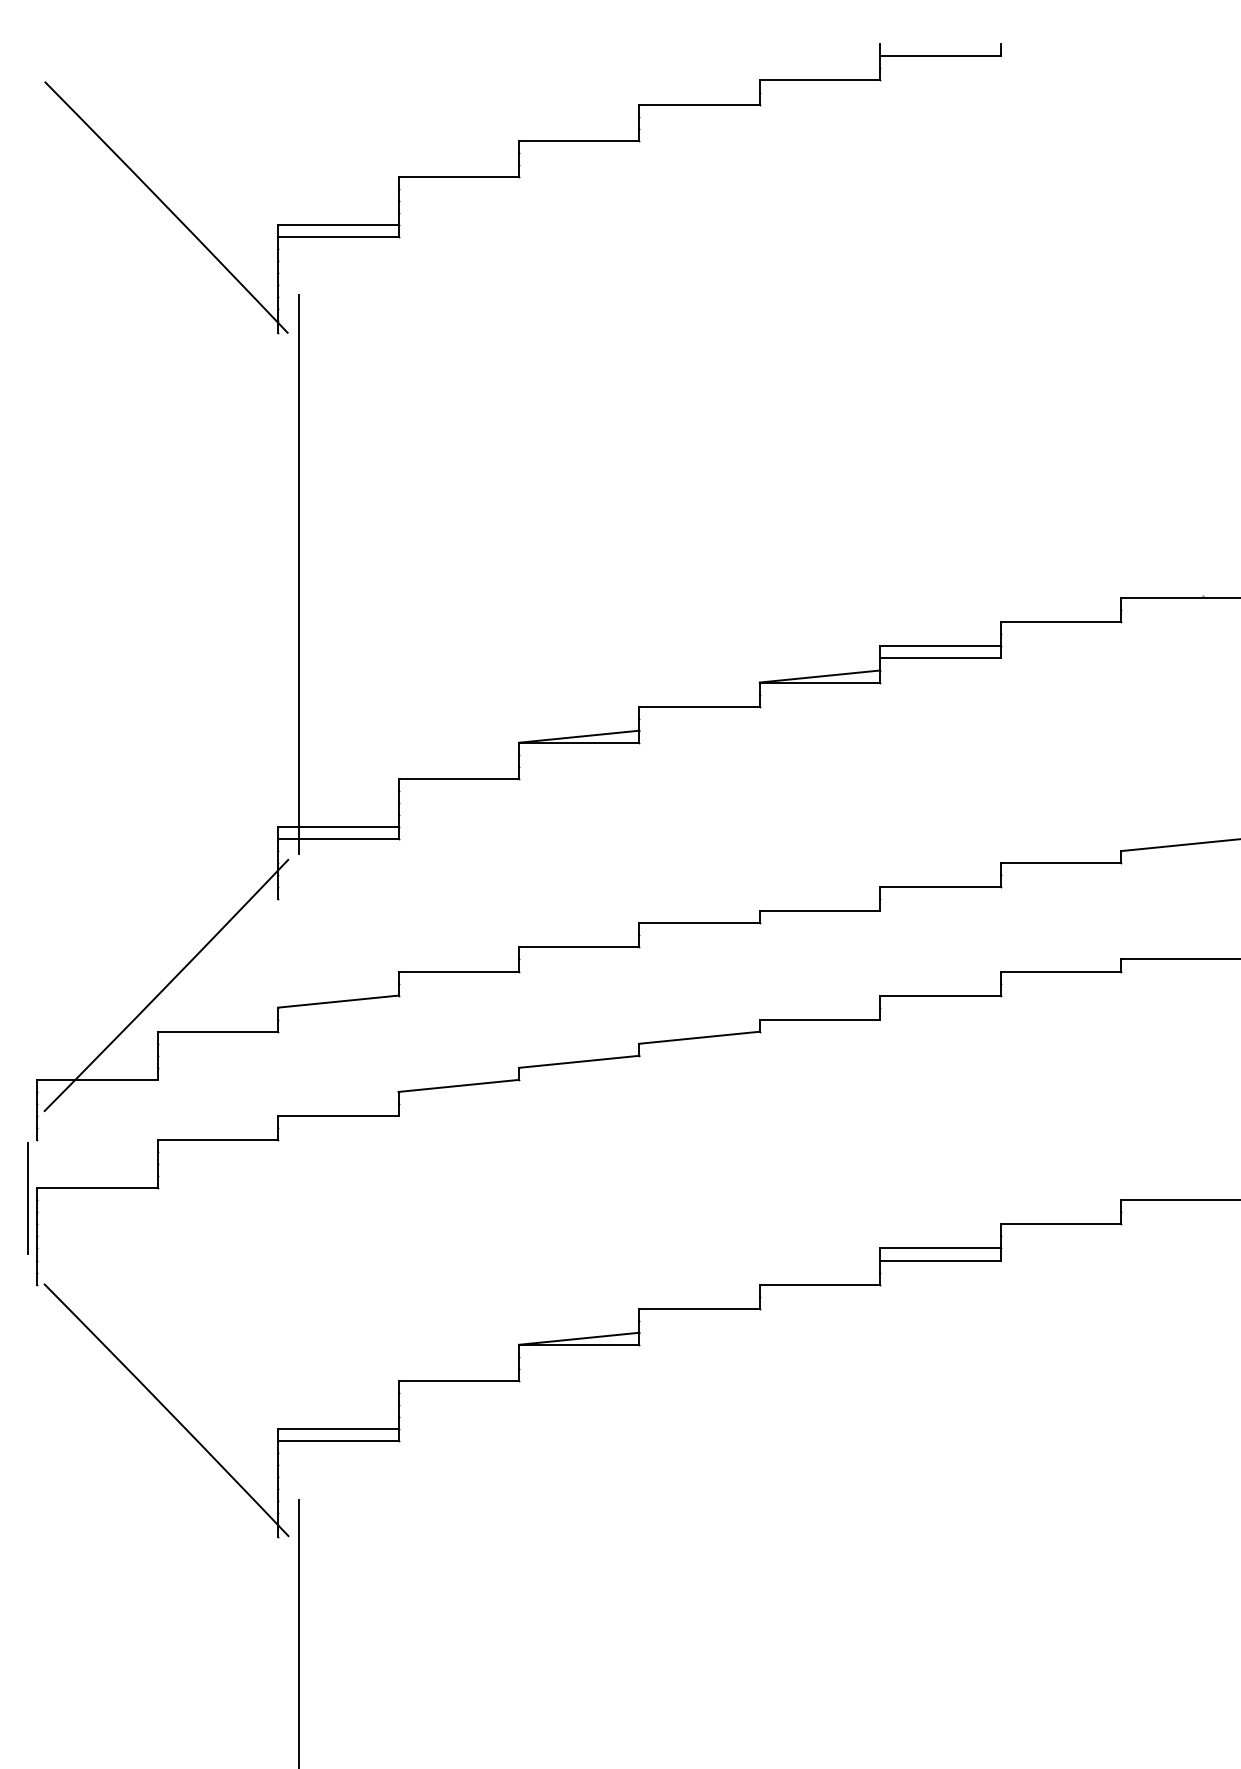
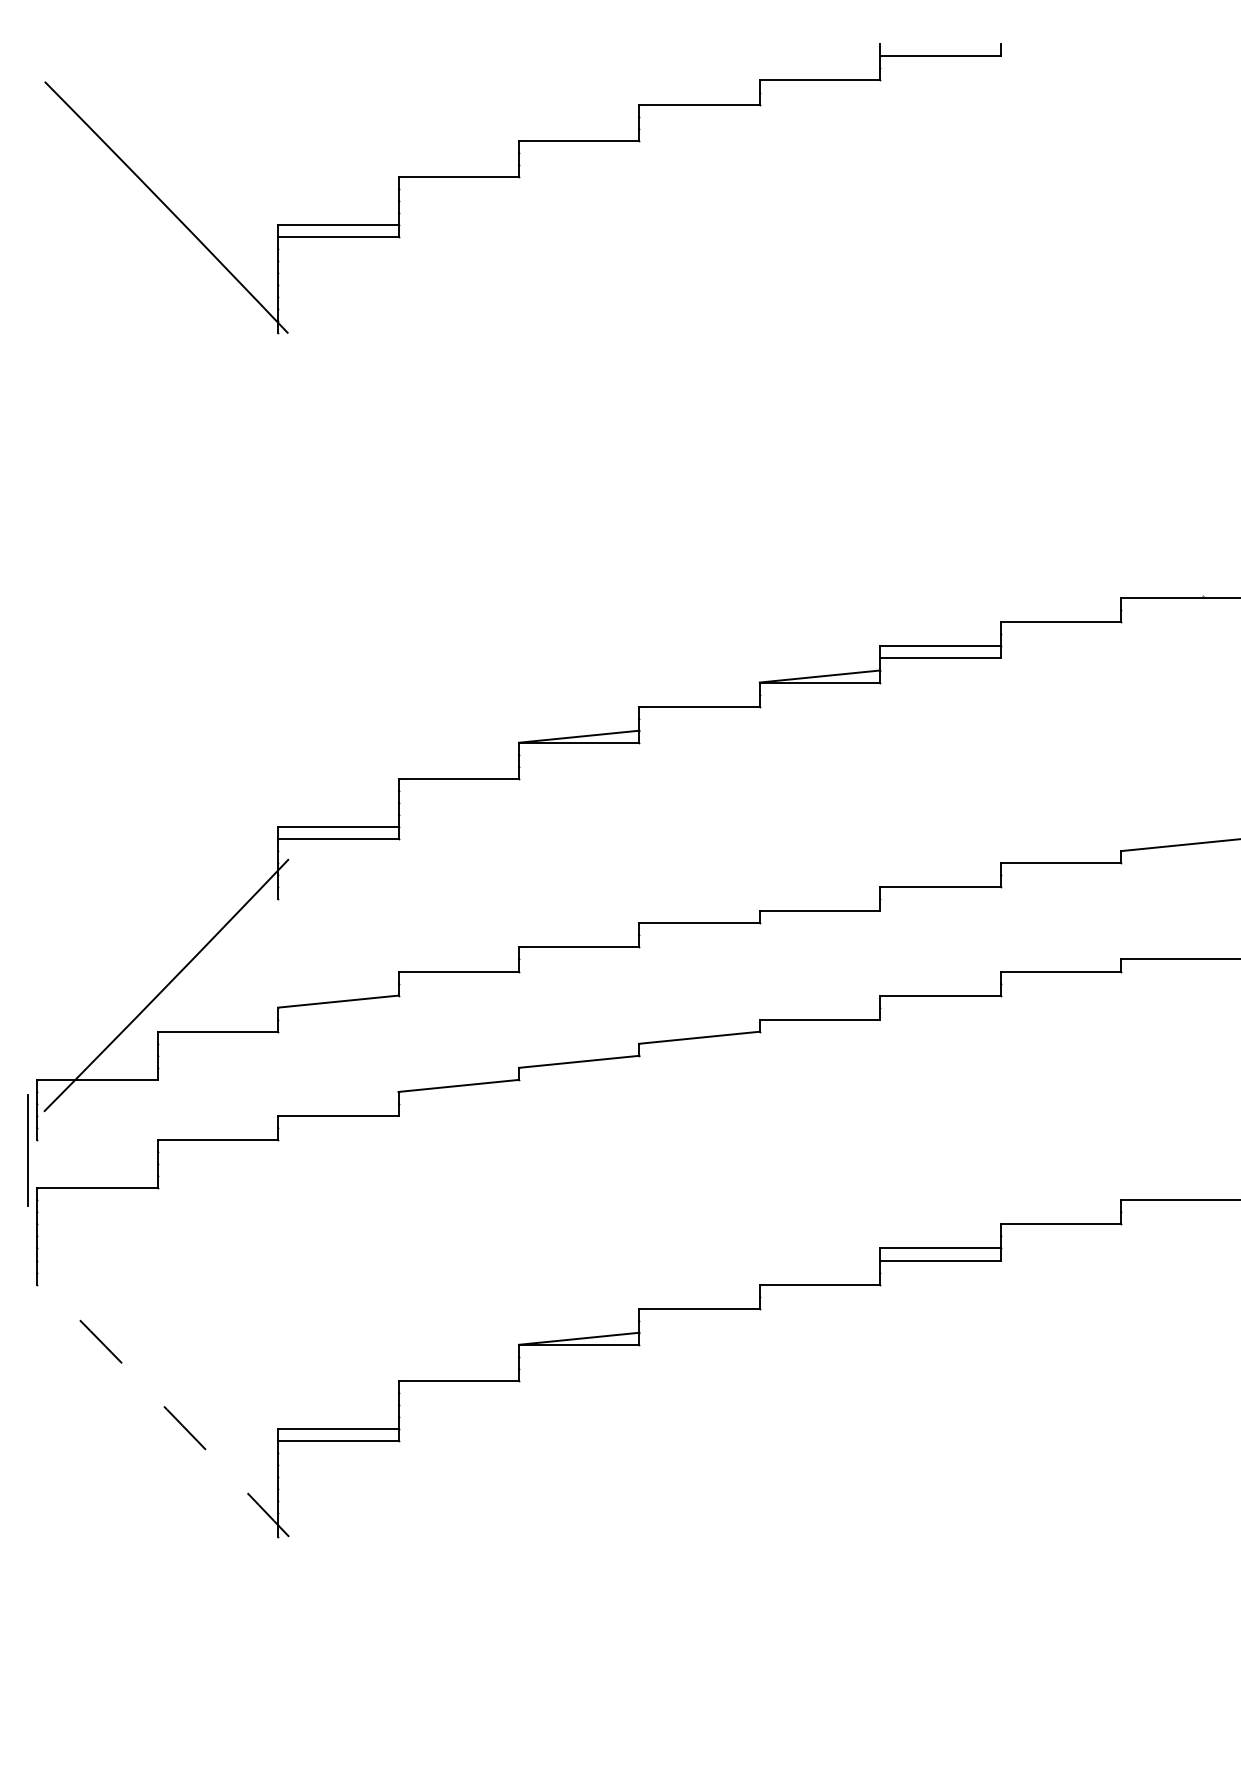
line: present -> none (298, 574)
line position: (27, 1198) -> (27, 1150) (27, 1150)
arc: solid -> dashed (167, 1409)
line: present -> none (298, 1632)
